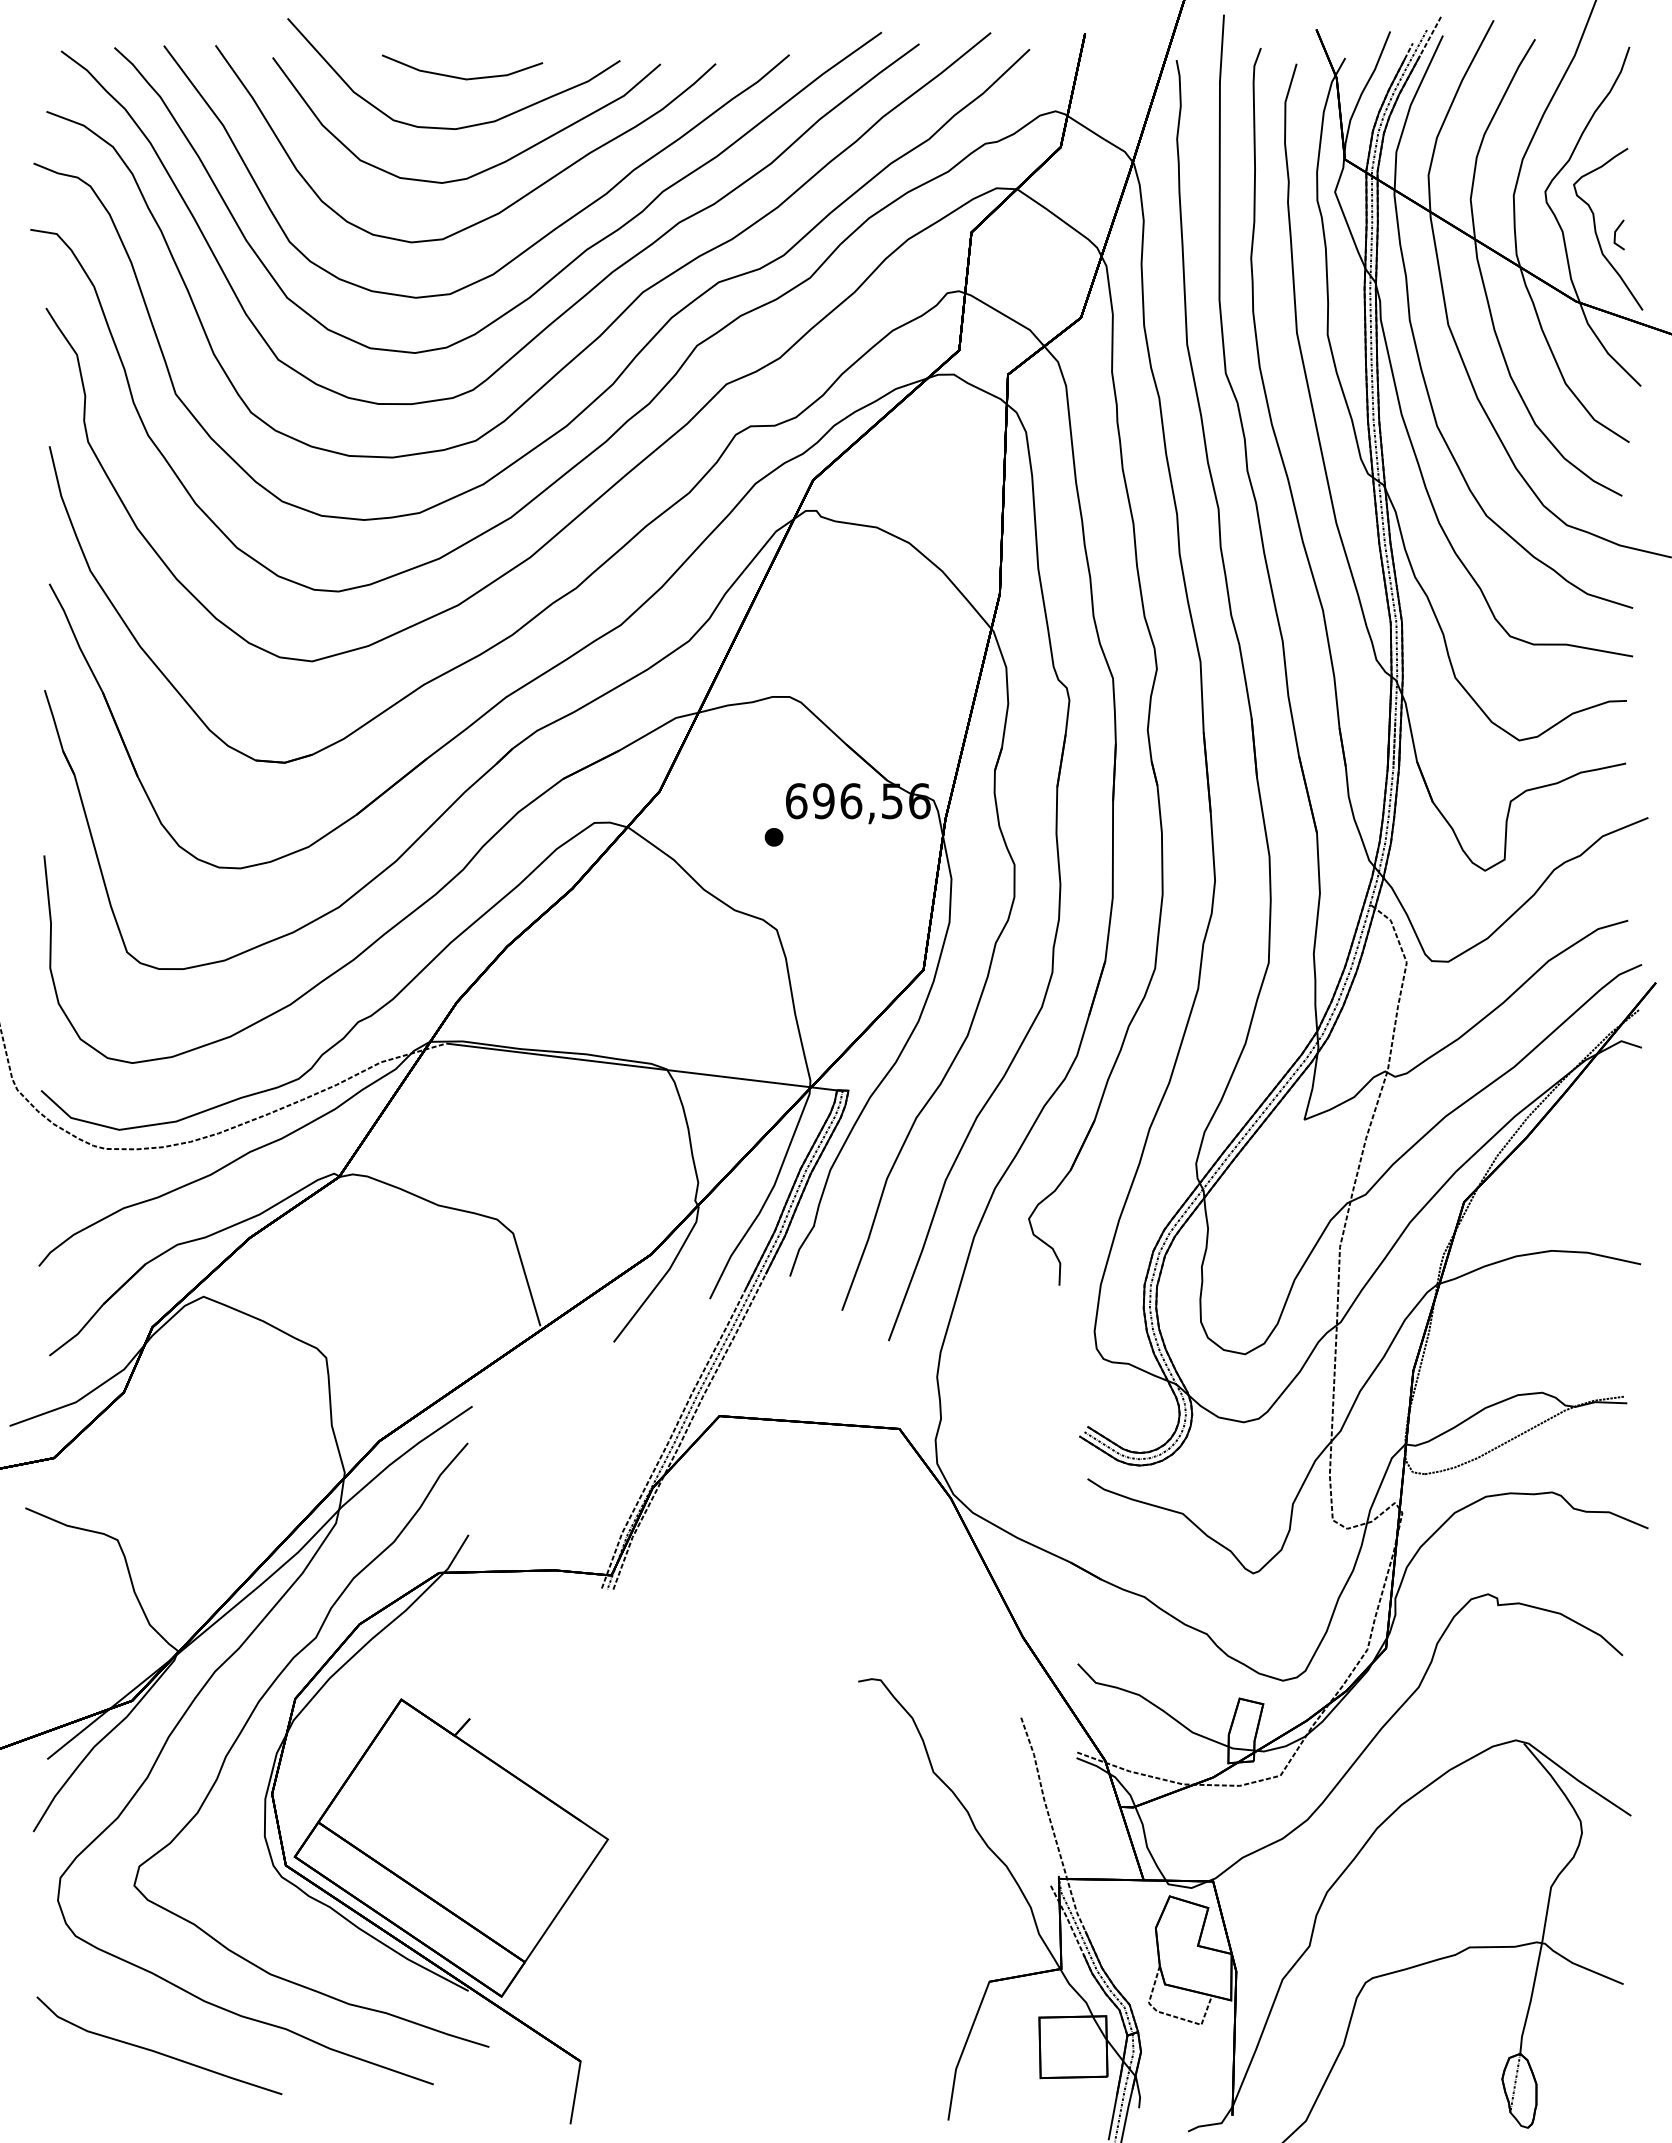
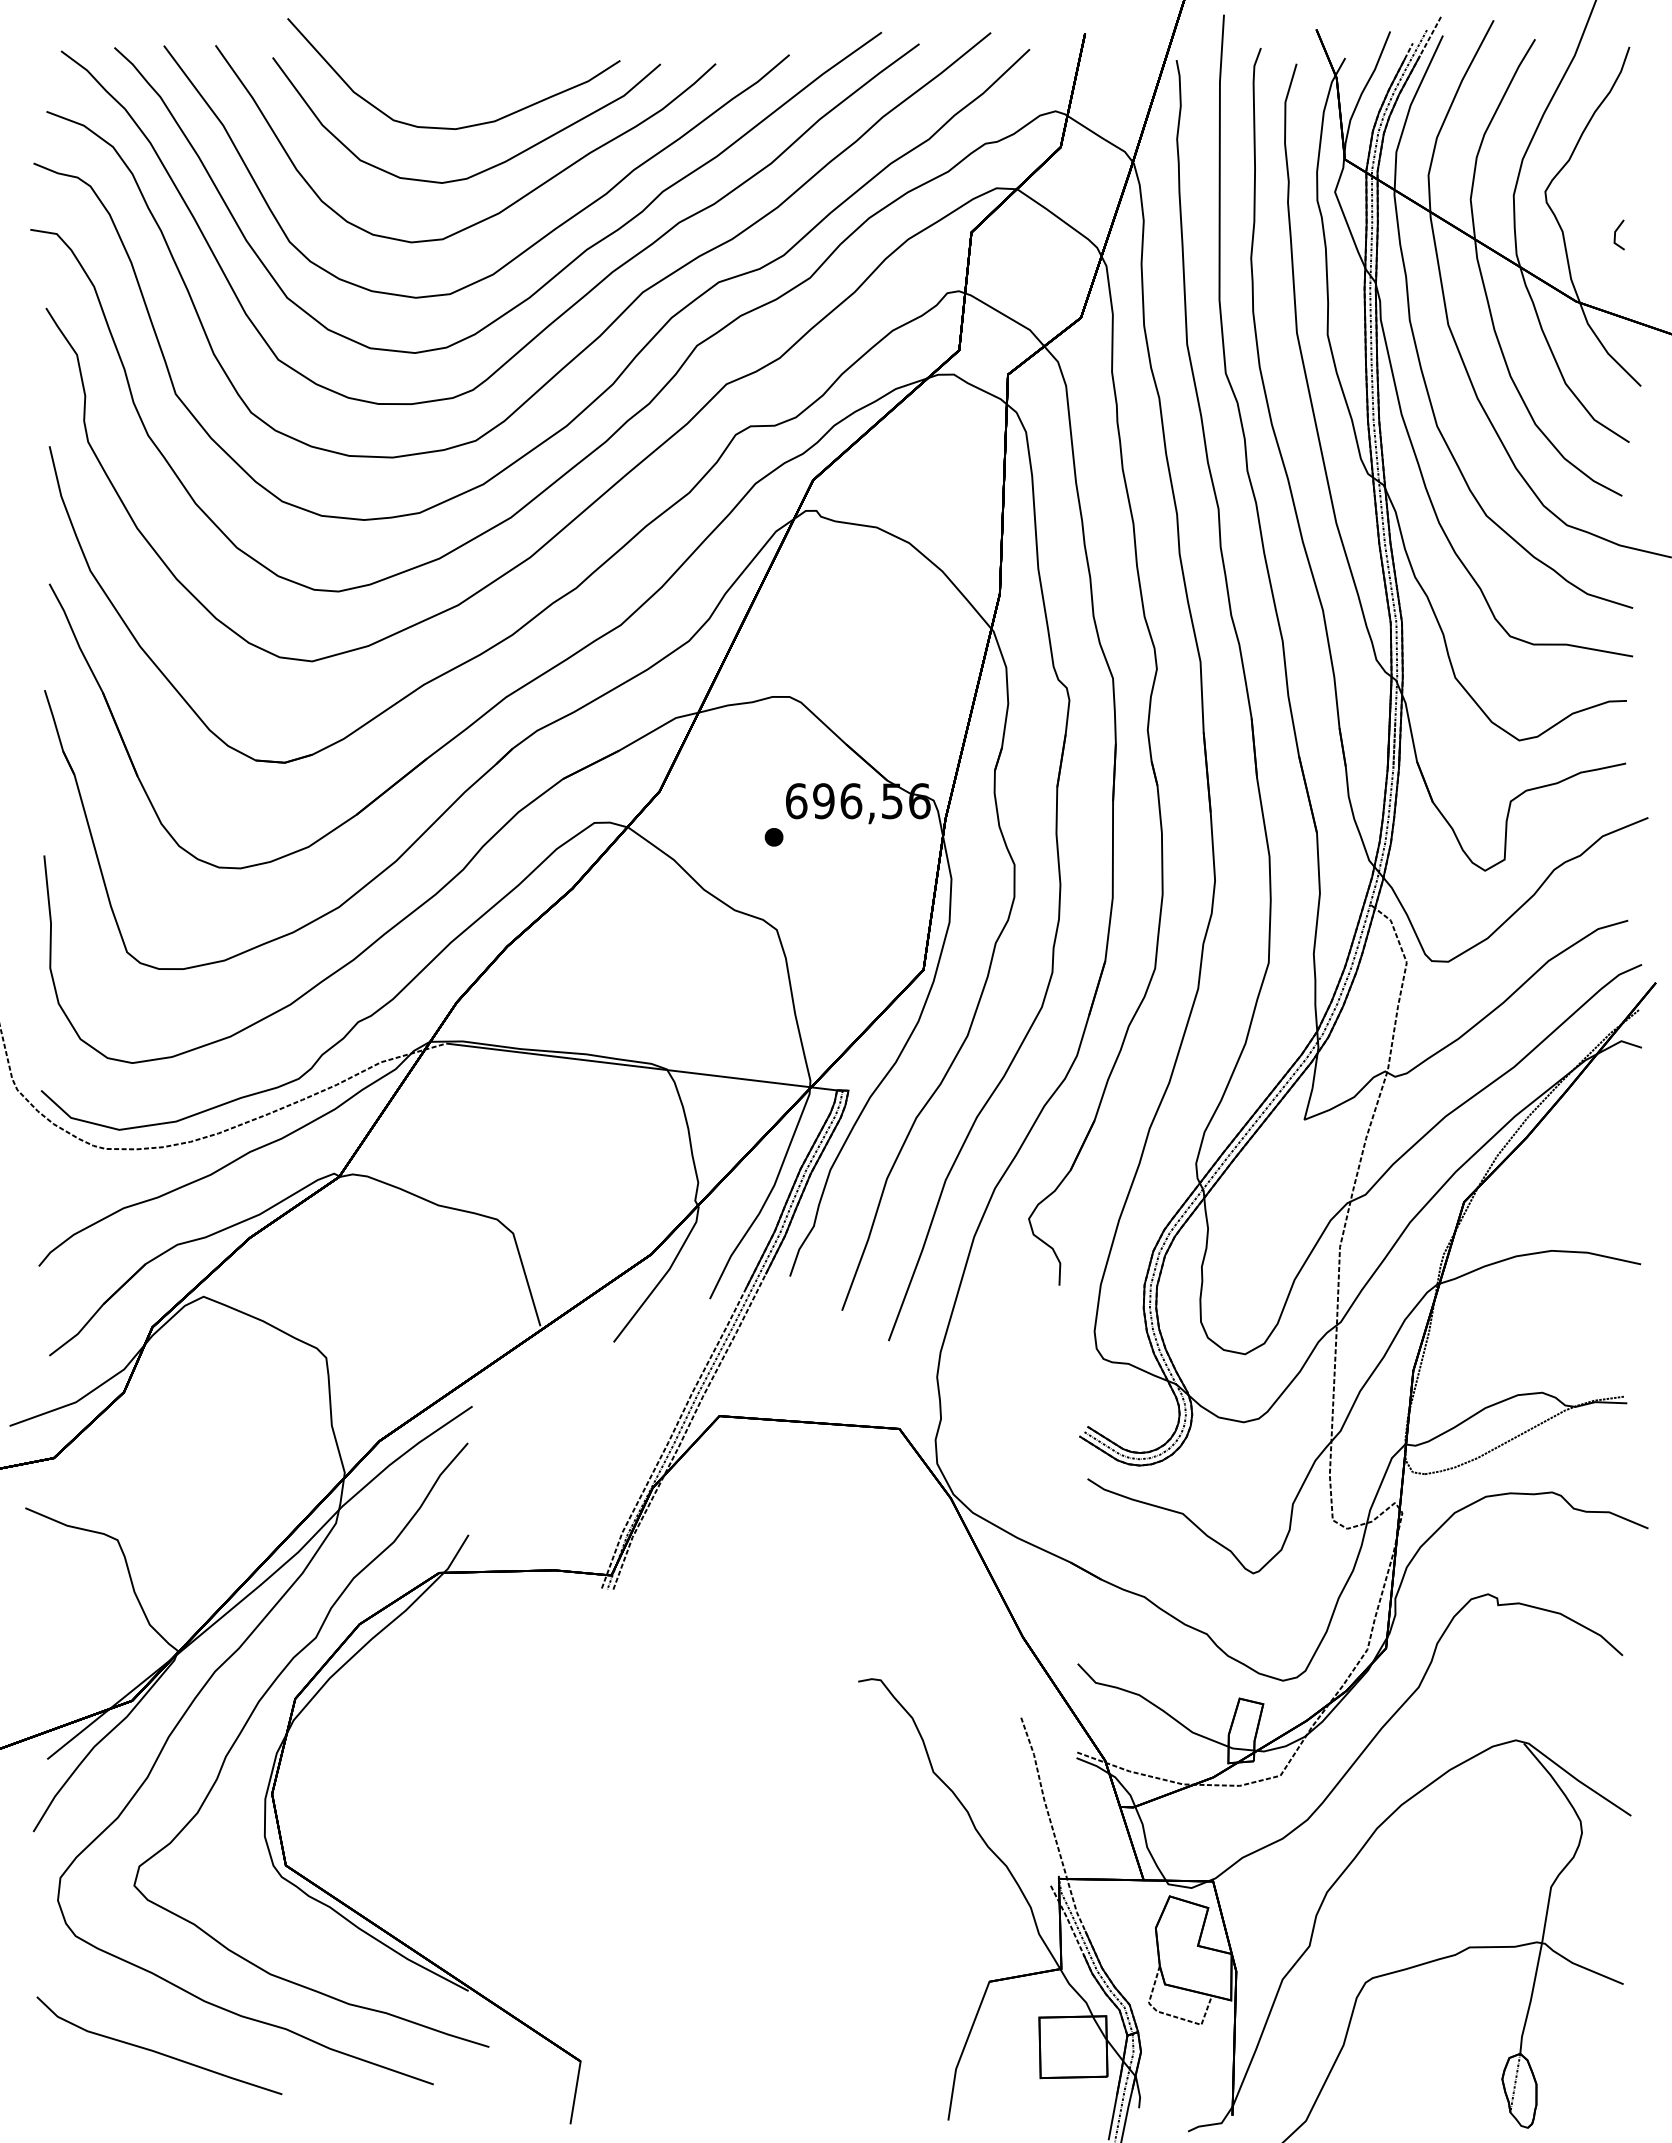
line: present -> none (462, 77)
curve: present -> none (1596, 229)
part: present -> none (451, 1847)
